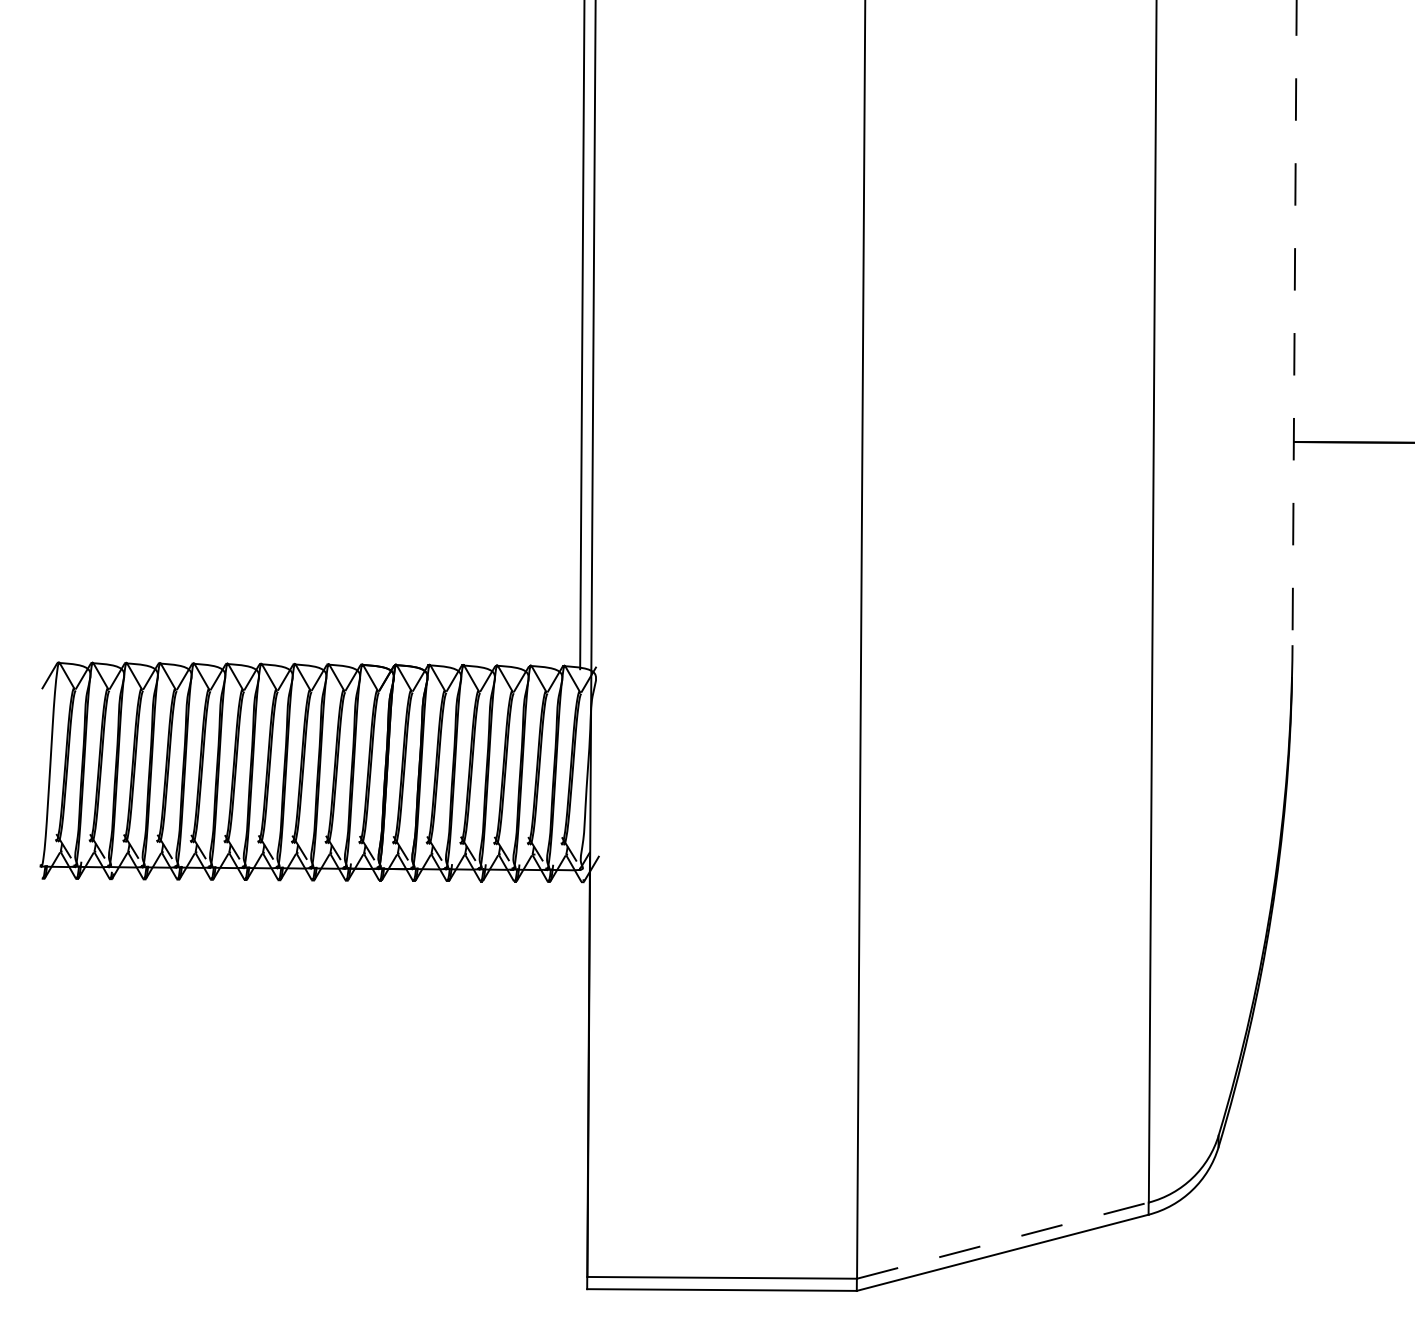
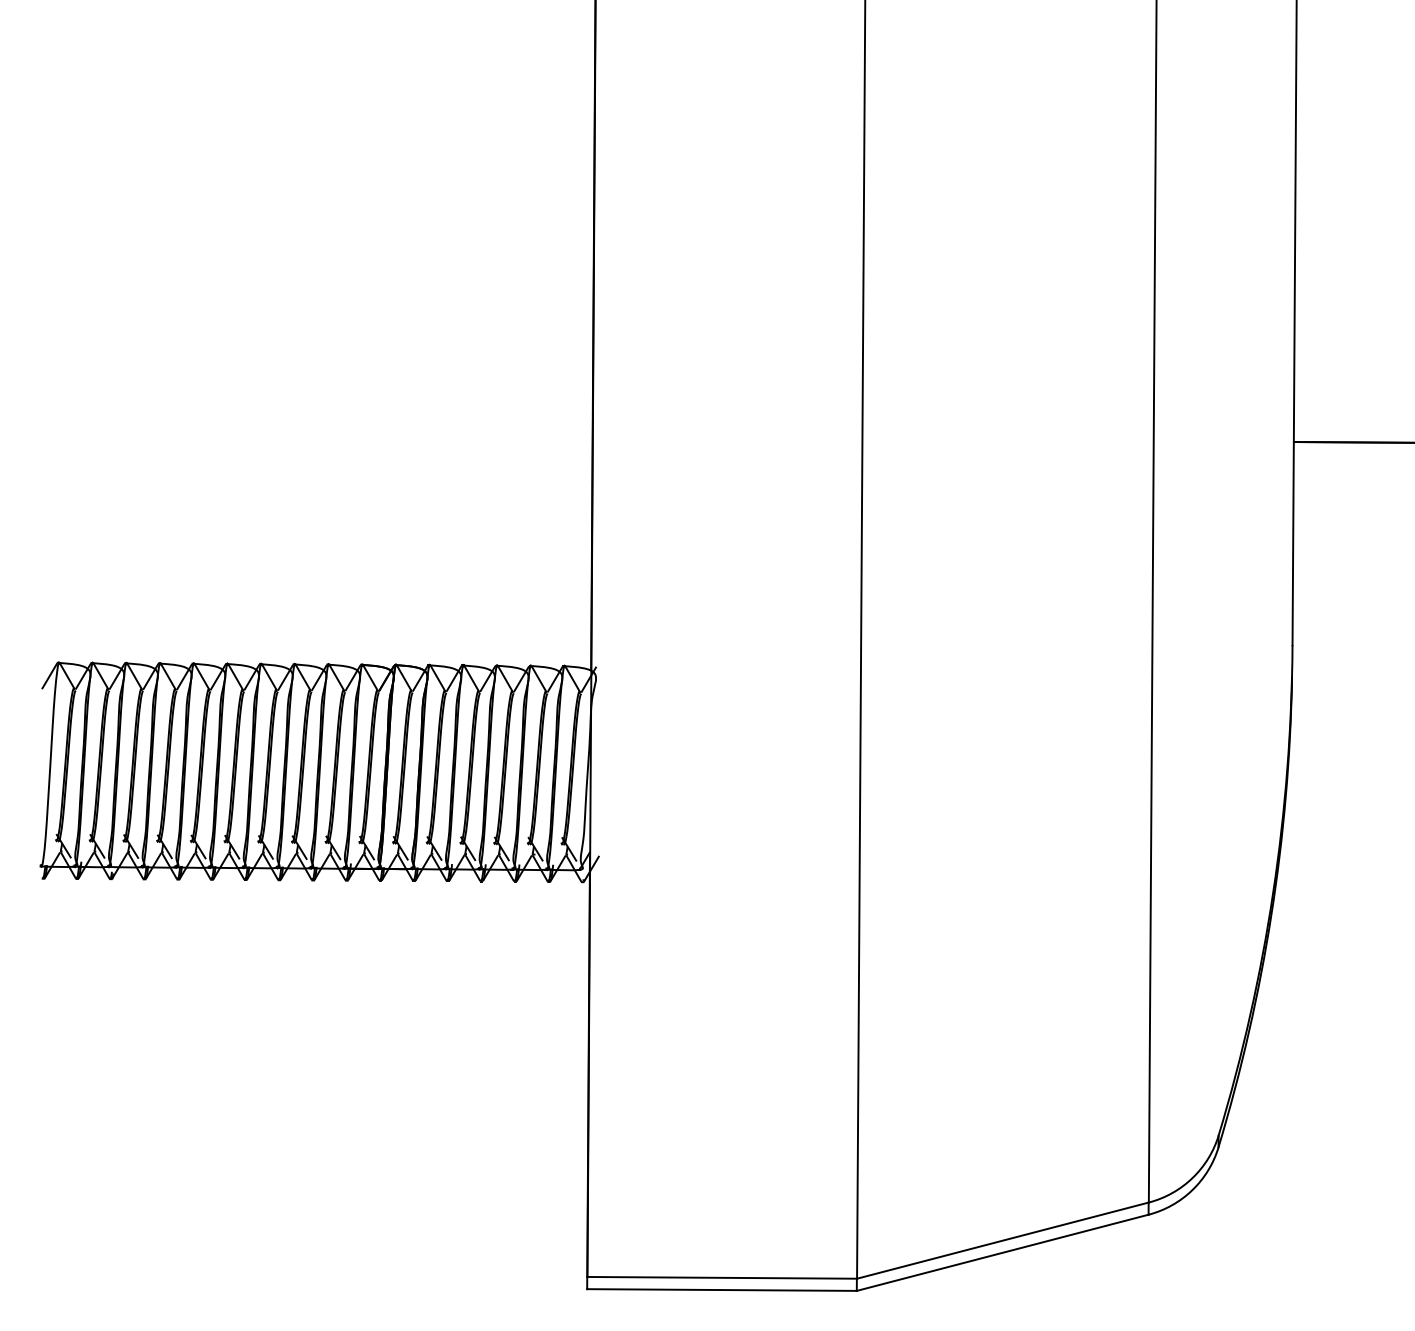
line: dashed -> solid (1294, 323)
line position: (582, 335) -> (593, 335) (593, 335)
line: dashed -> solid (1002, 1240)
